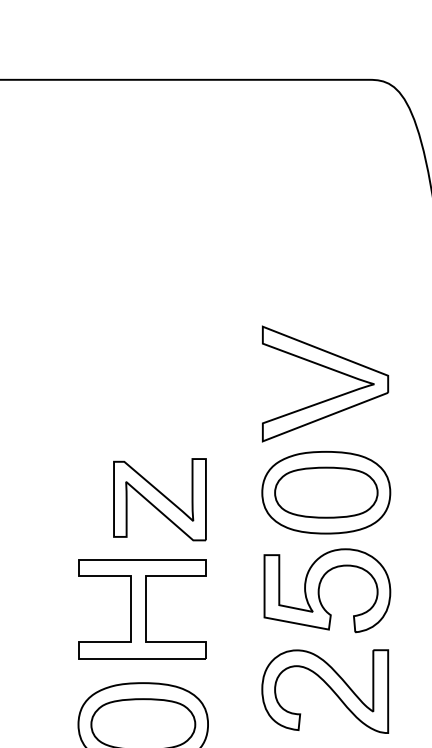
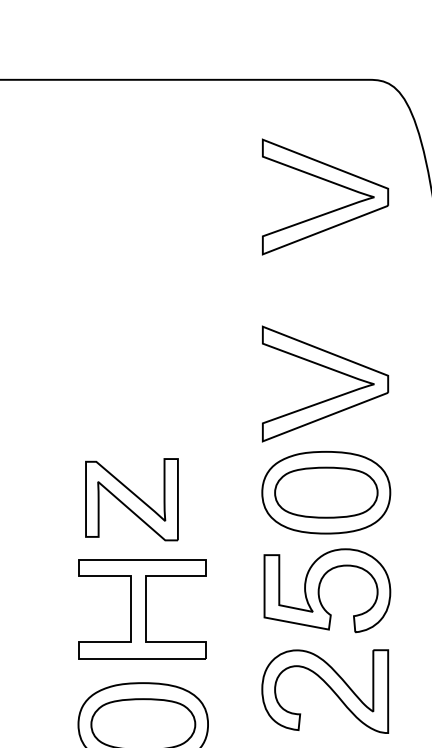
part: none -> present (331, 183)
part position: (159, 499) -> (131, 499) (131, 499)
